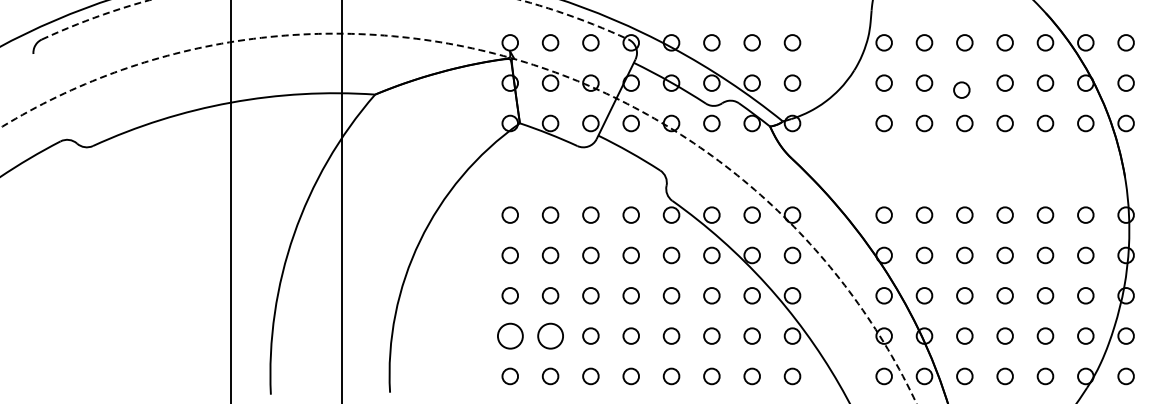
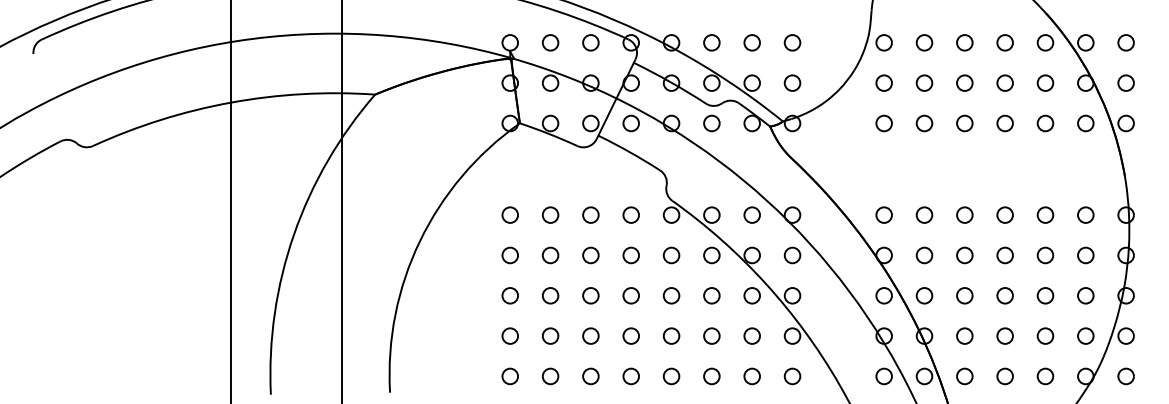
arc: dashed -> solid (520, 0)
circle position: (961, 89) -> (964, 82) (964, 82)
circle: dashed -> solid (458, 218)
circle size: 27x28 px -> 18x18 px (509, 335)
circle size: 27x28 px -> 19x18 px (550, 335)
